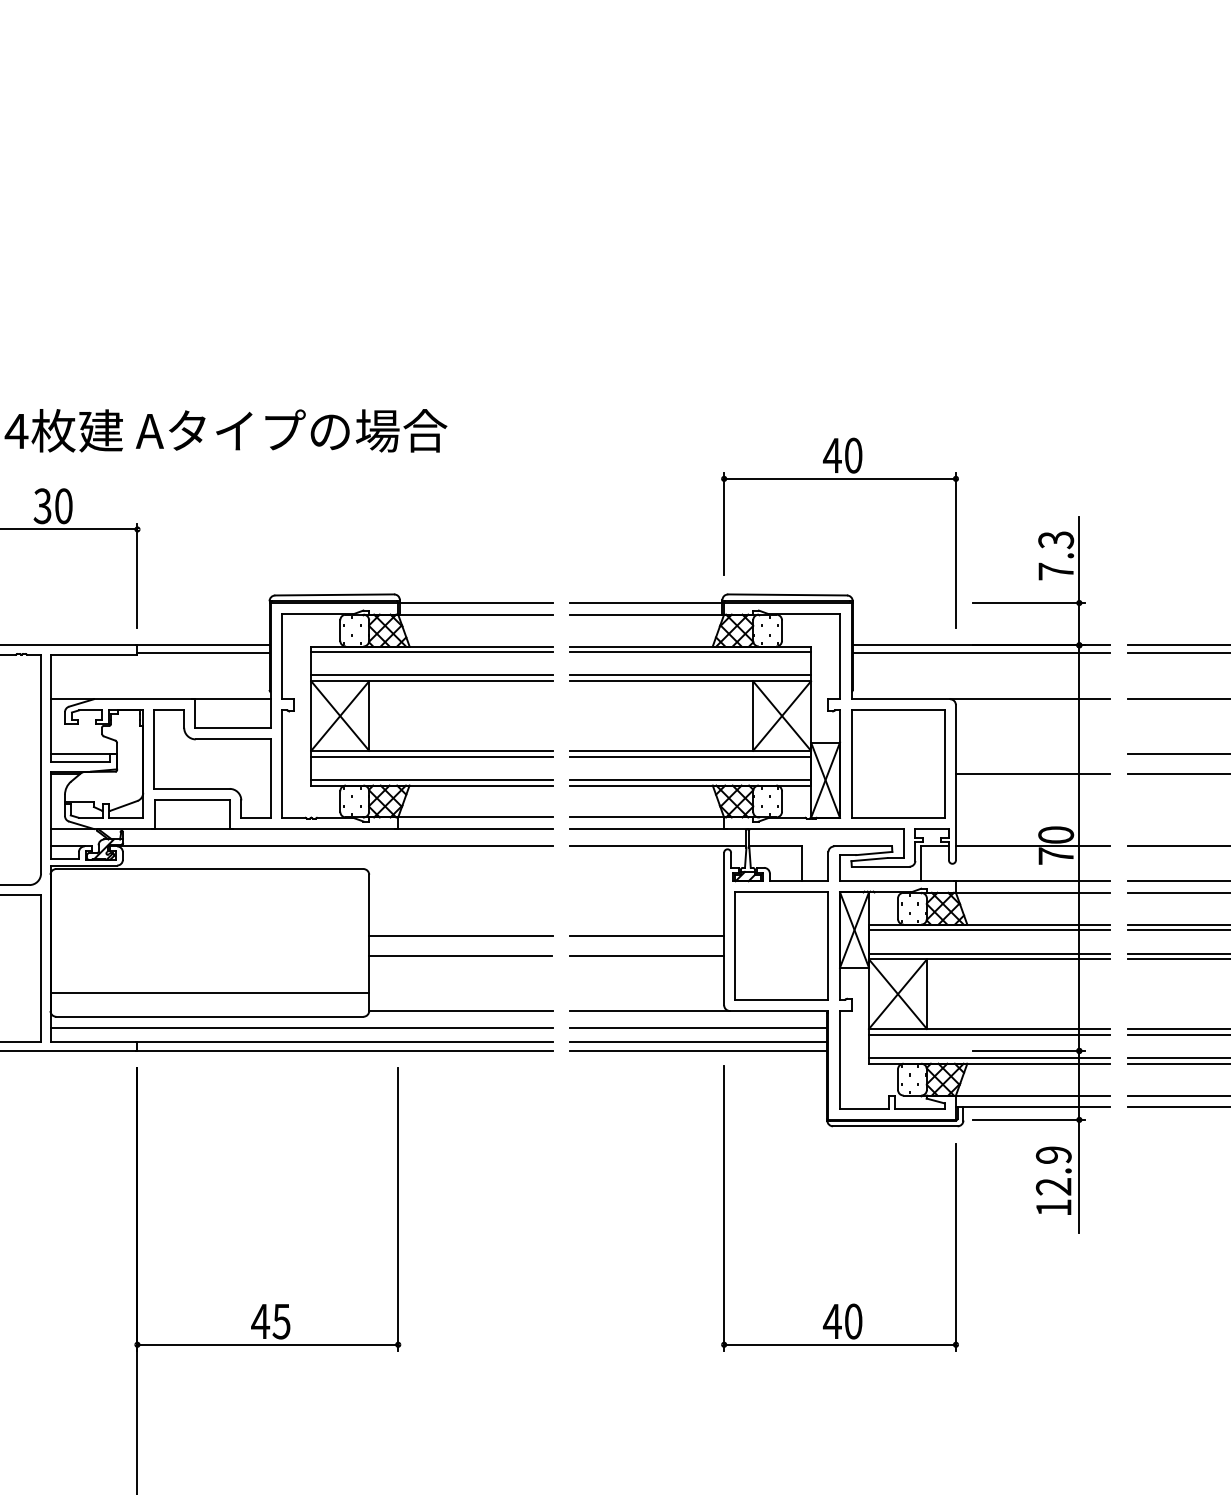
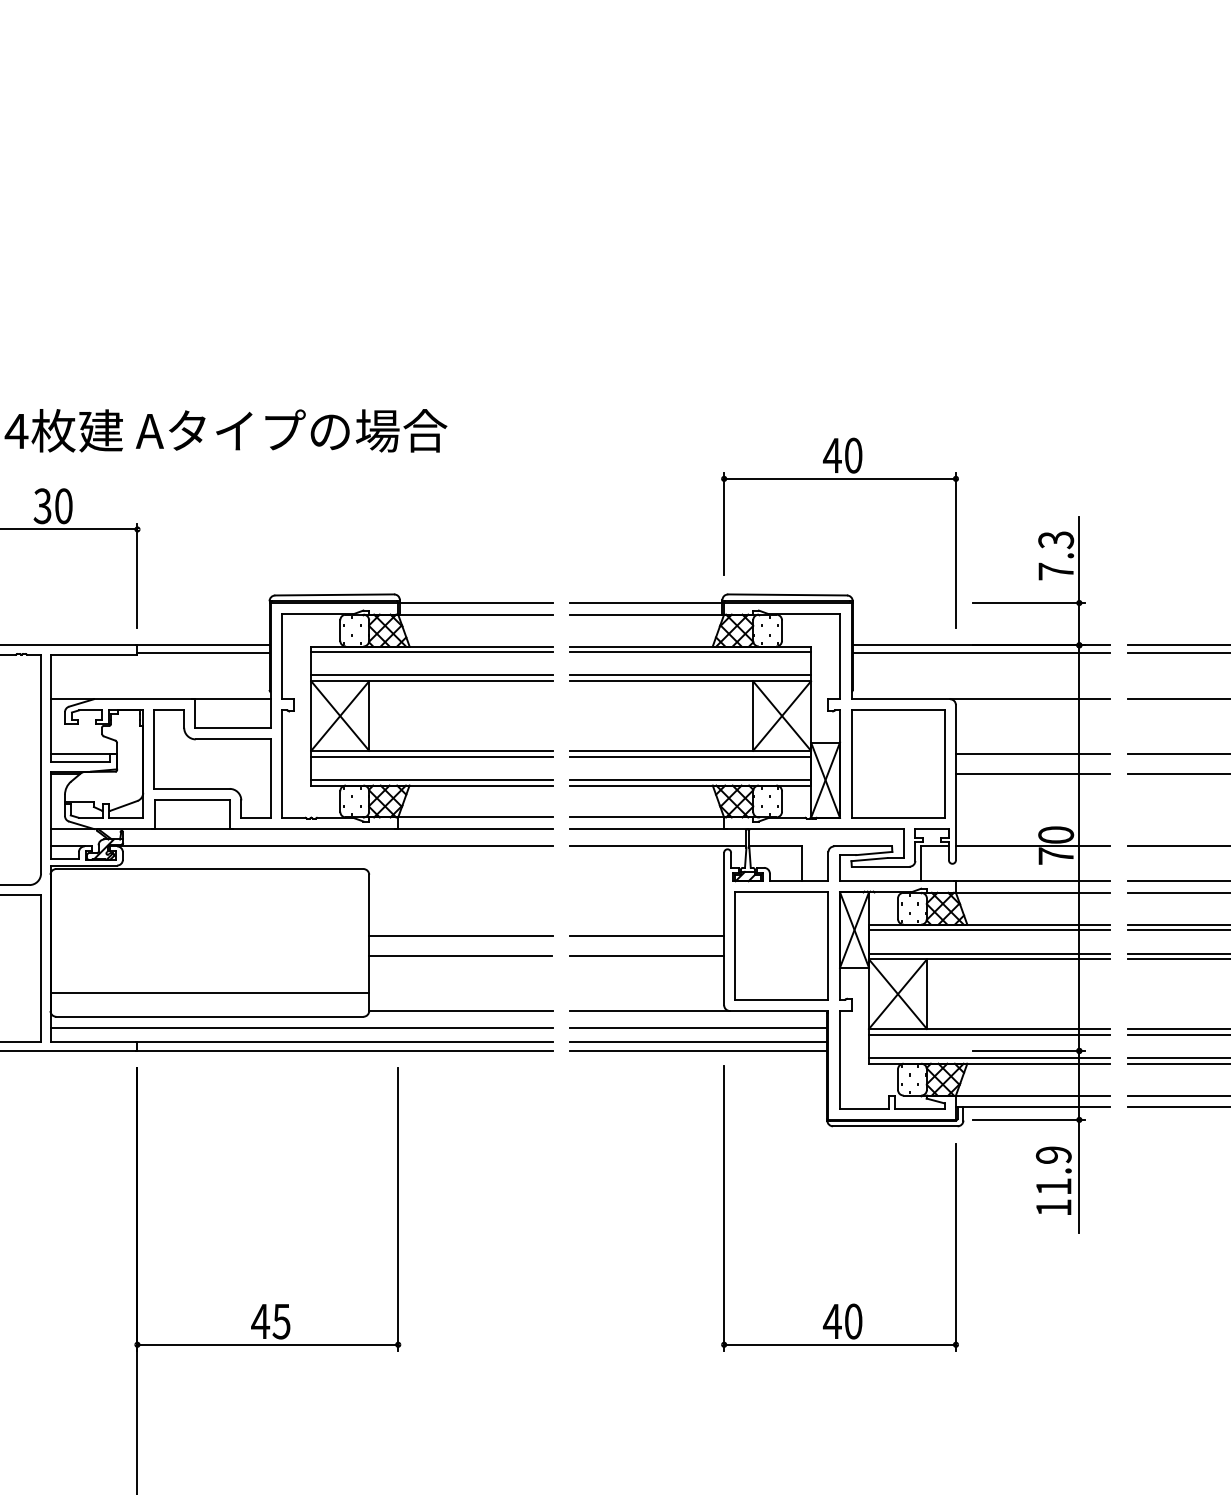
line: none -> present (1032, 754)
text: 12.9 -> 11.9 (1053, 1186)
